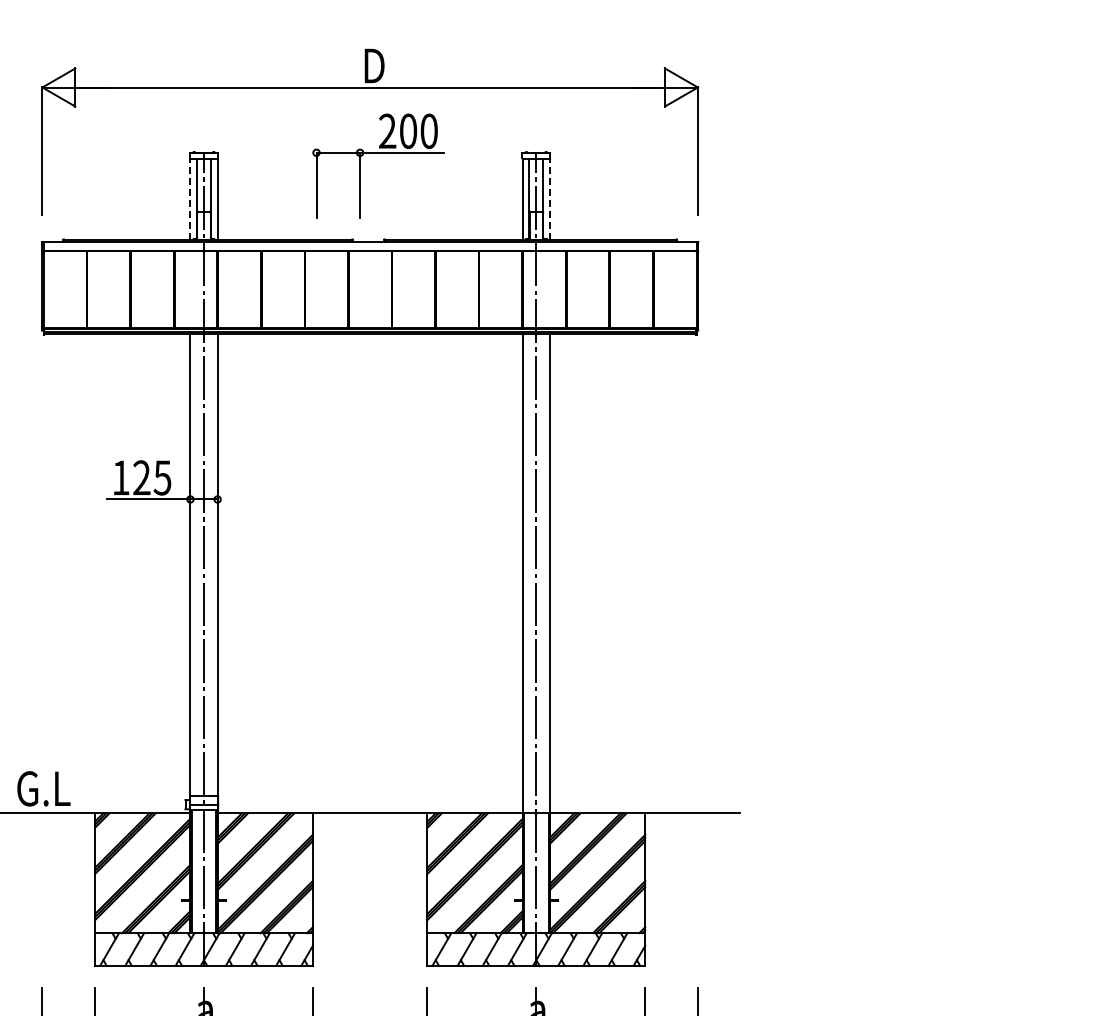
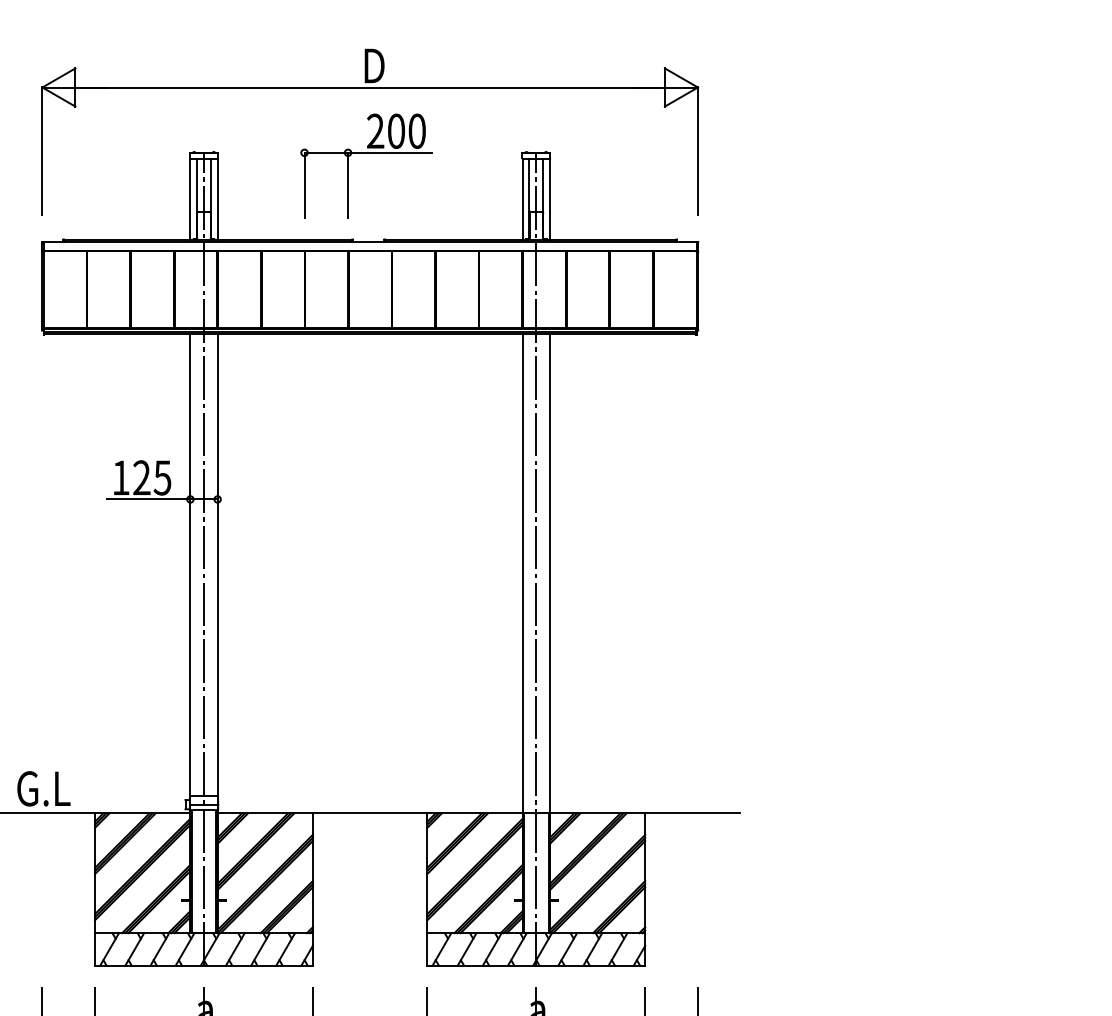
part position: (378, 153) -> (366, 153) (366, 153)
line: dashed -> solid (190, 199)
line: dashed -> solid (549, 199)
